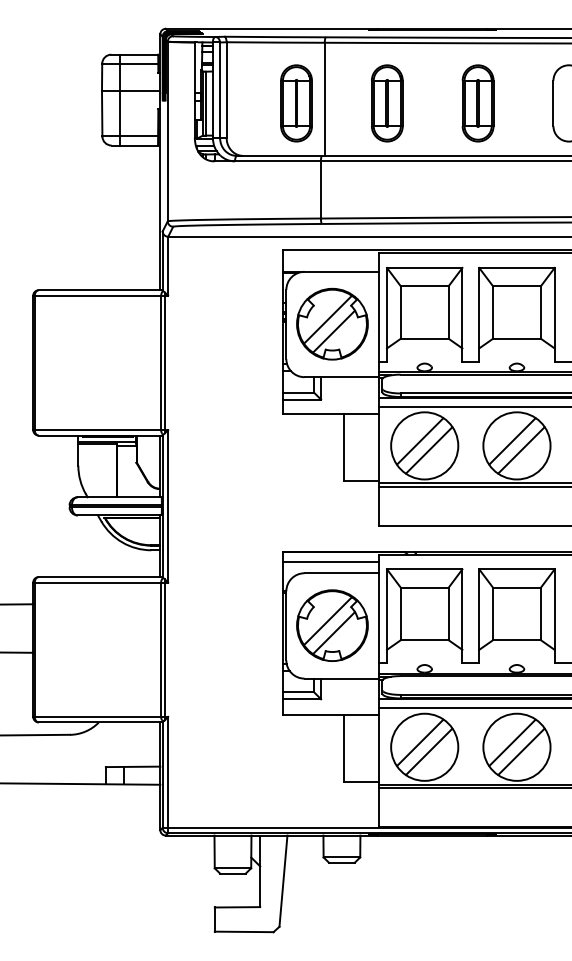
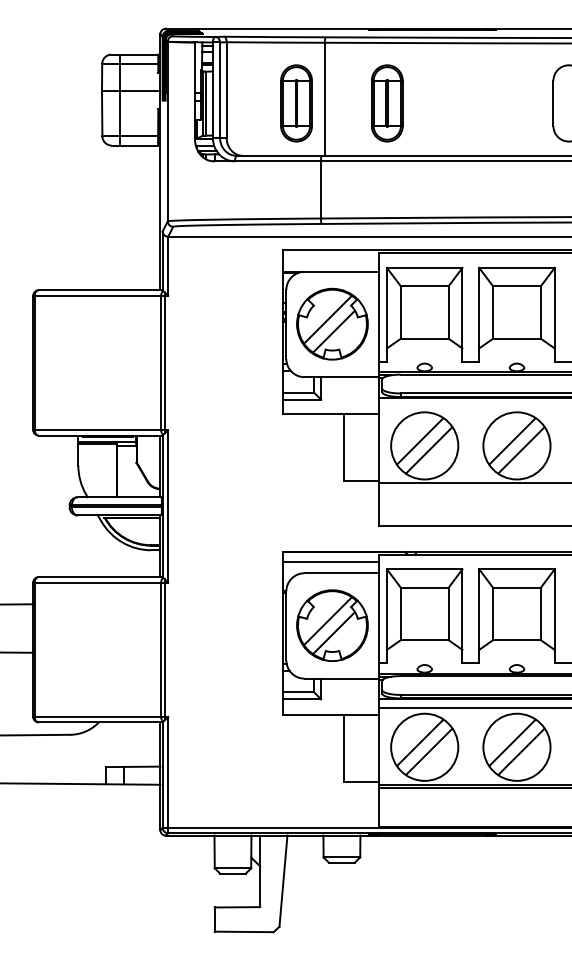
part: present -> none (477, 103)
line: present -> none (473, 406)
line: present -> none (473, 486)
